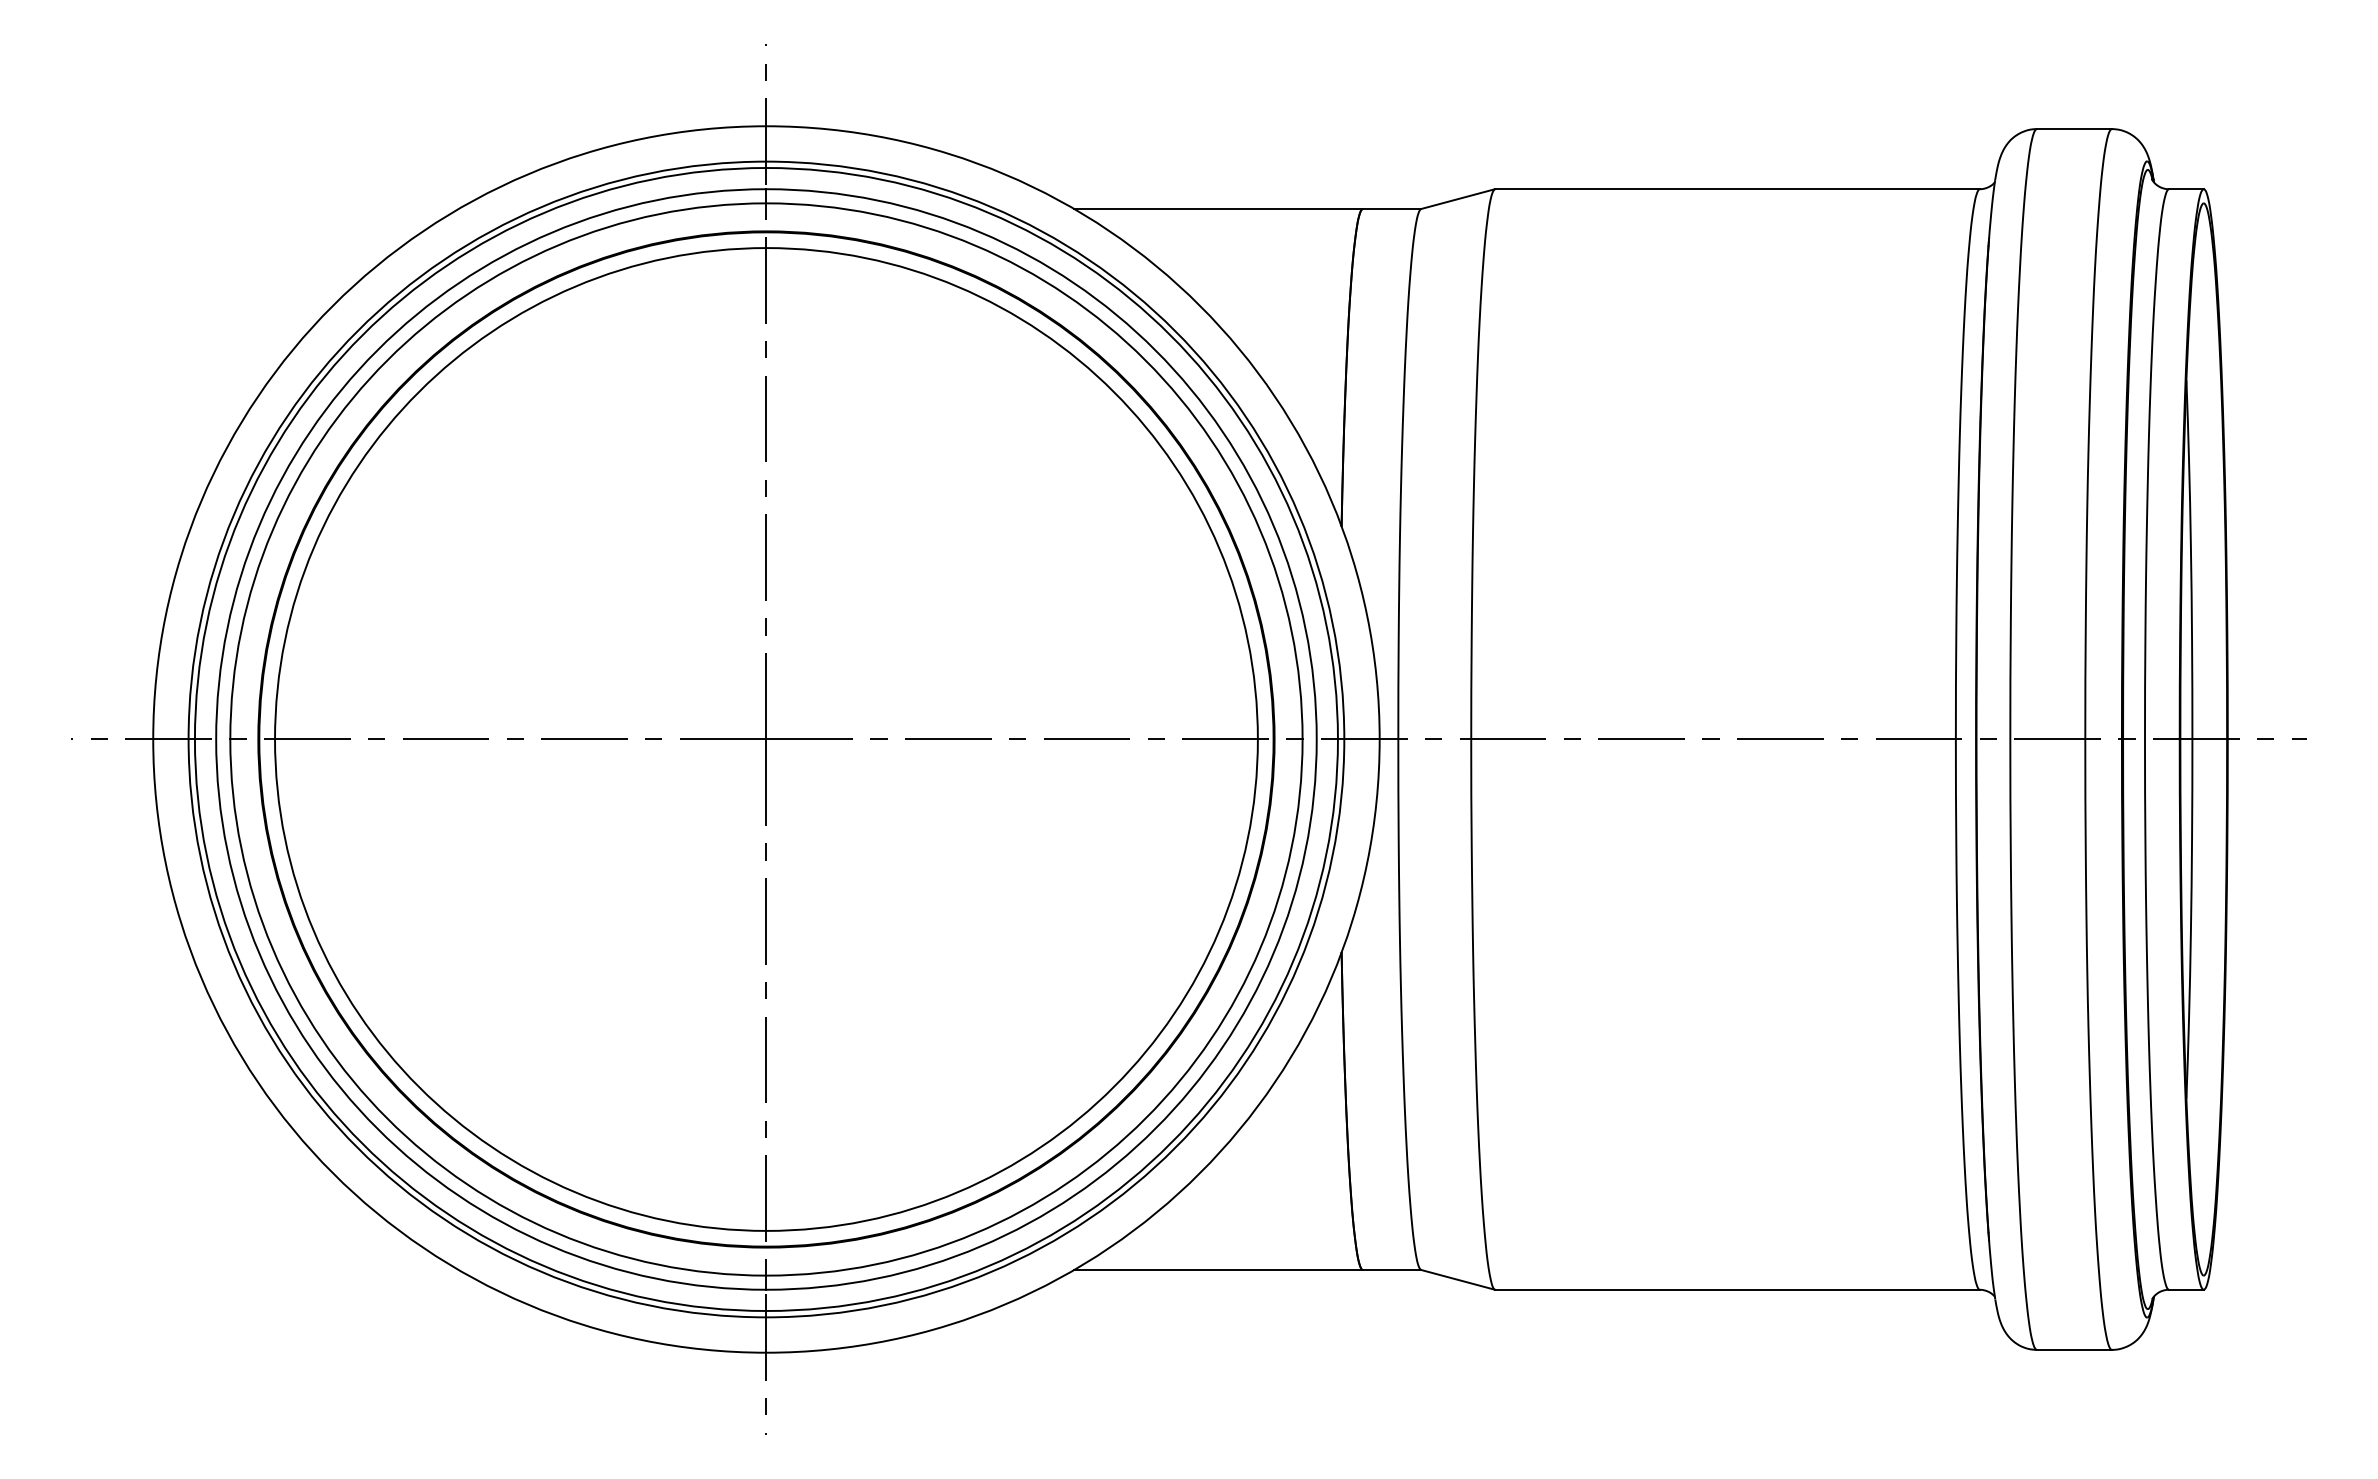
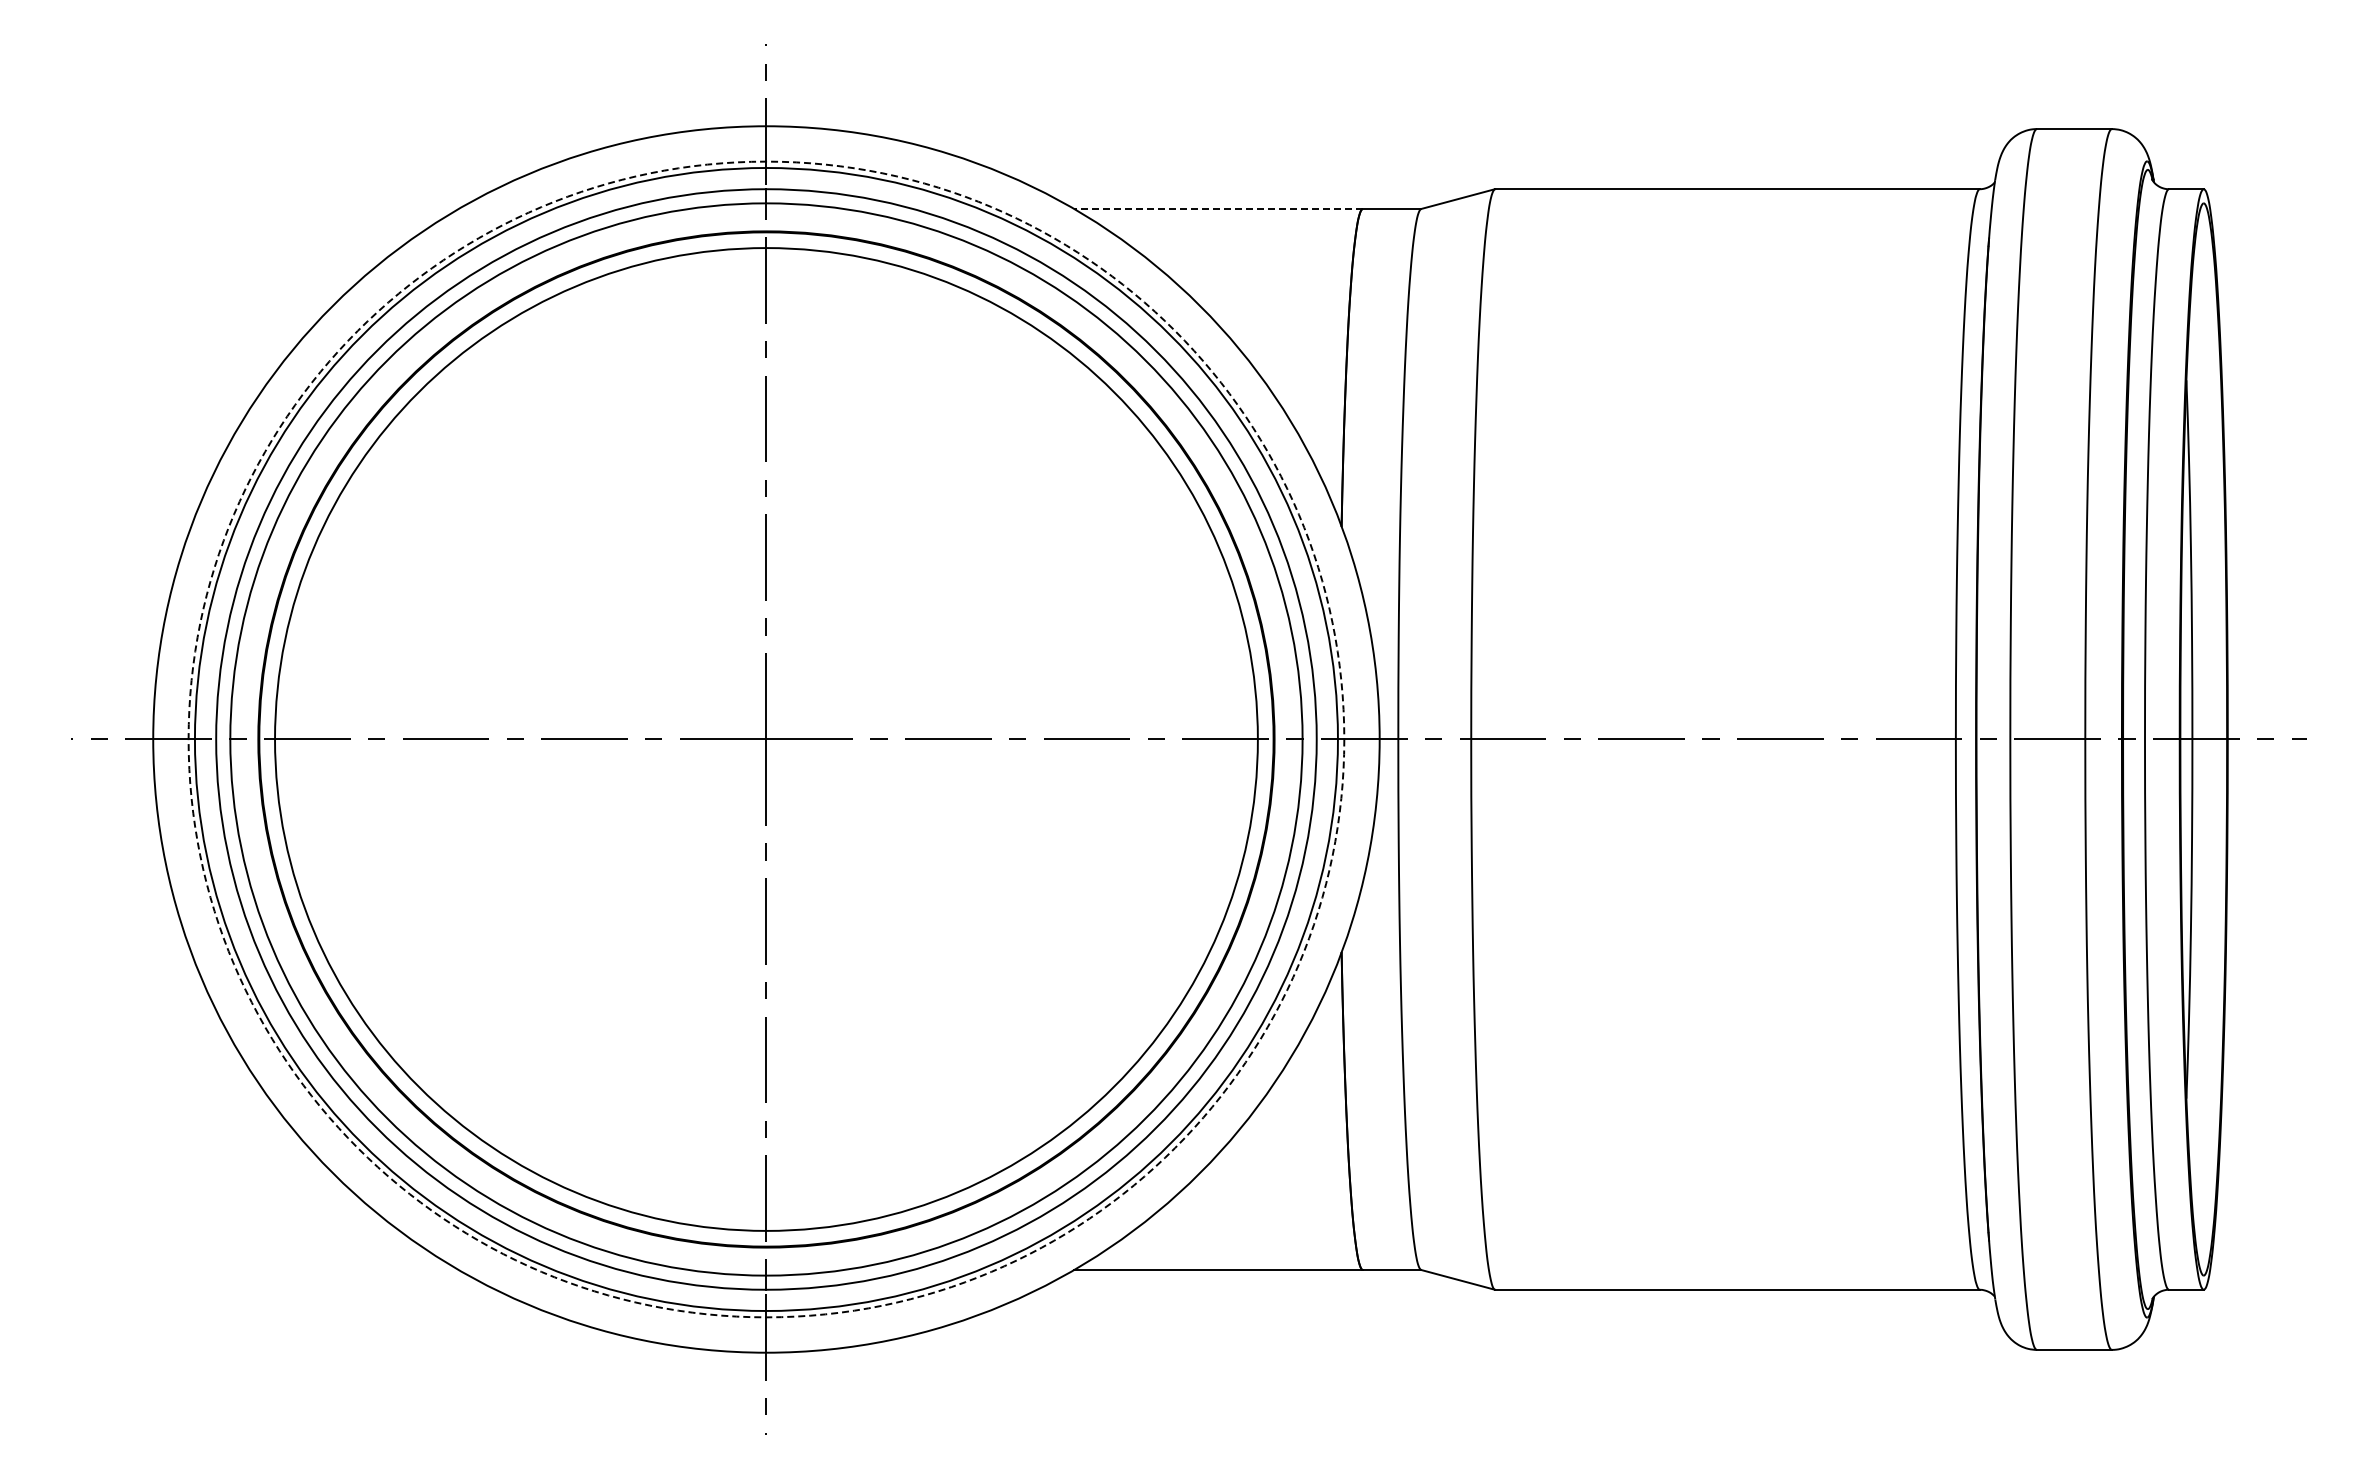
line: solid -> dashed (1217, 209)
circle: solid -> dashed (766, 739)
